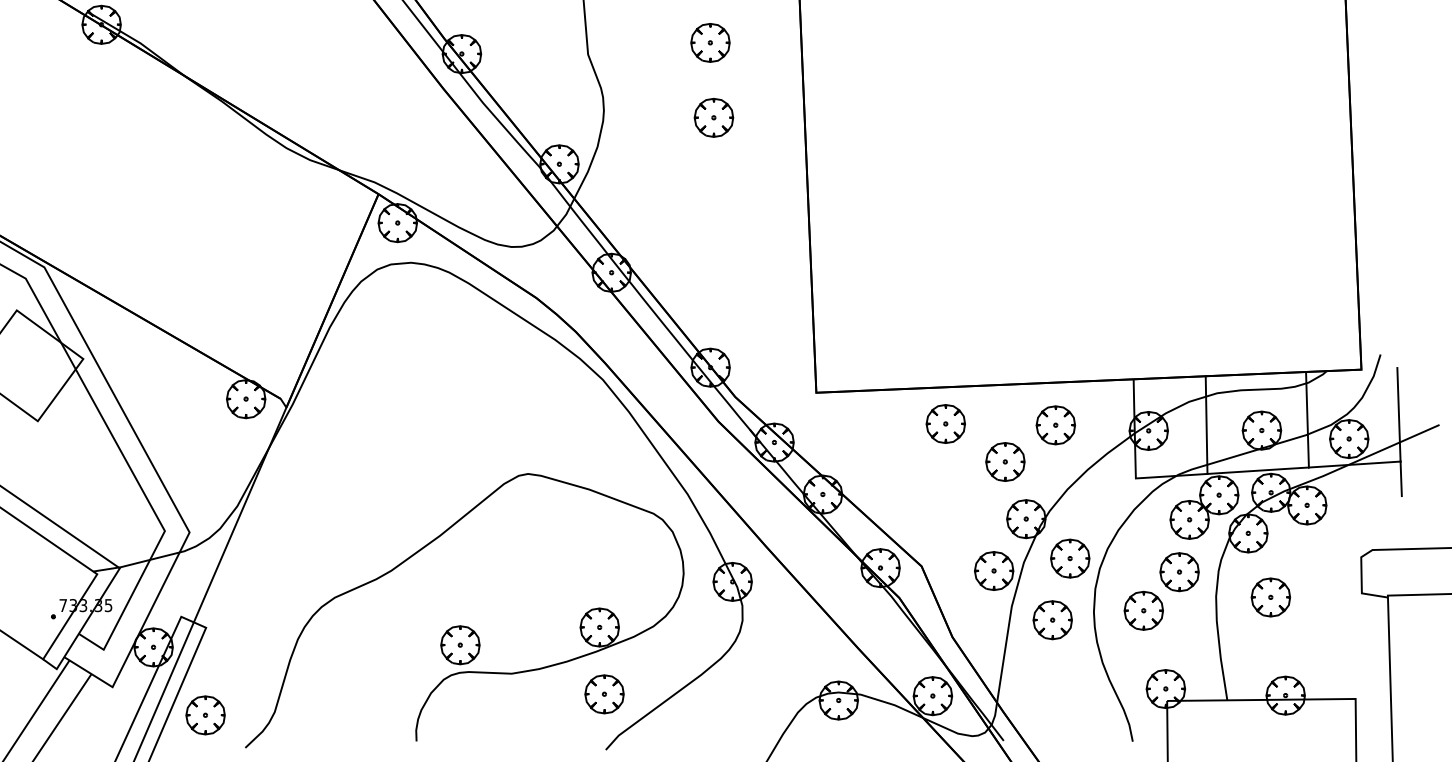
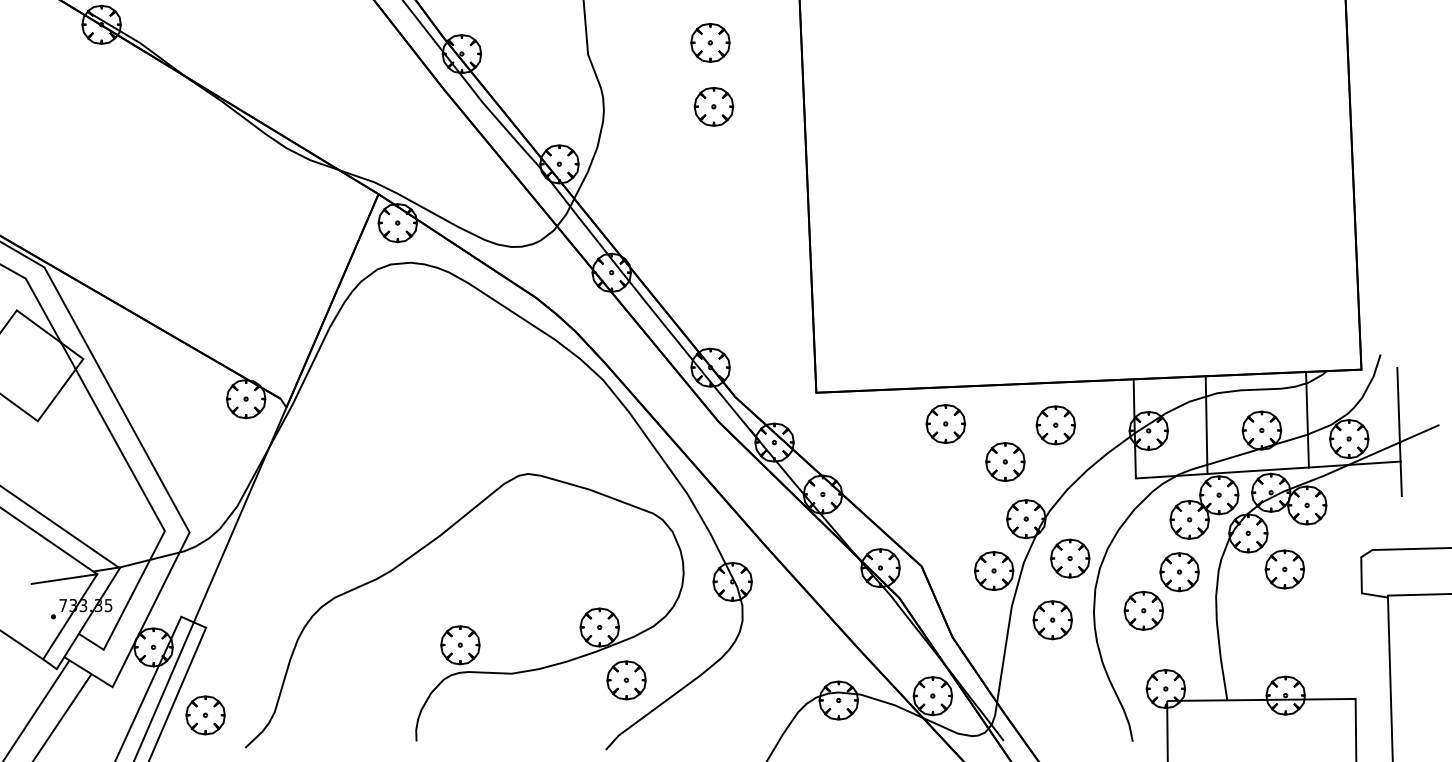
part position: (713, 117) -> (713, 106) (713, 106)
line: none -> present (64, 578)
part position: (1270, 597) -> (1284, 569) (1284, 569)
part position: (604, 694) -> (626, 680) (626, 680)
